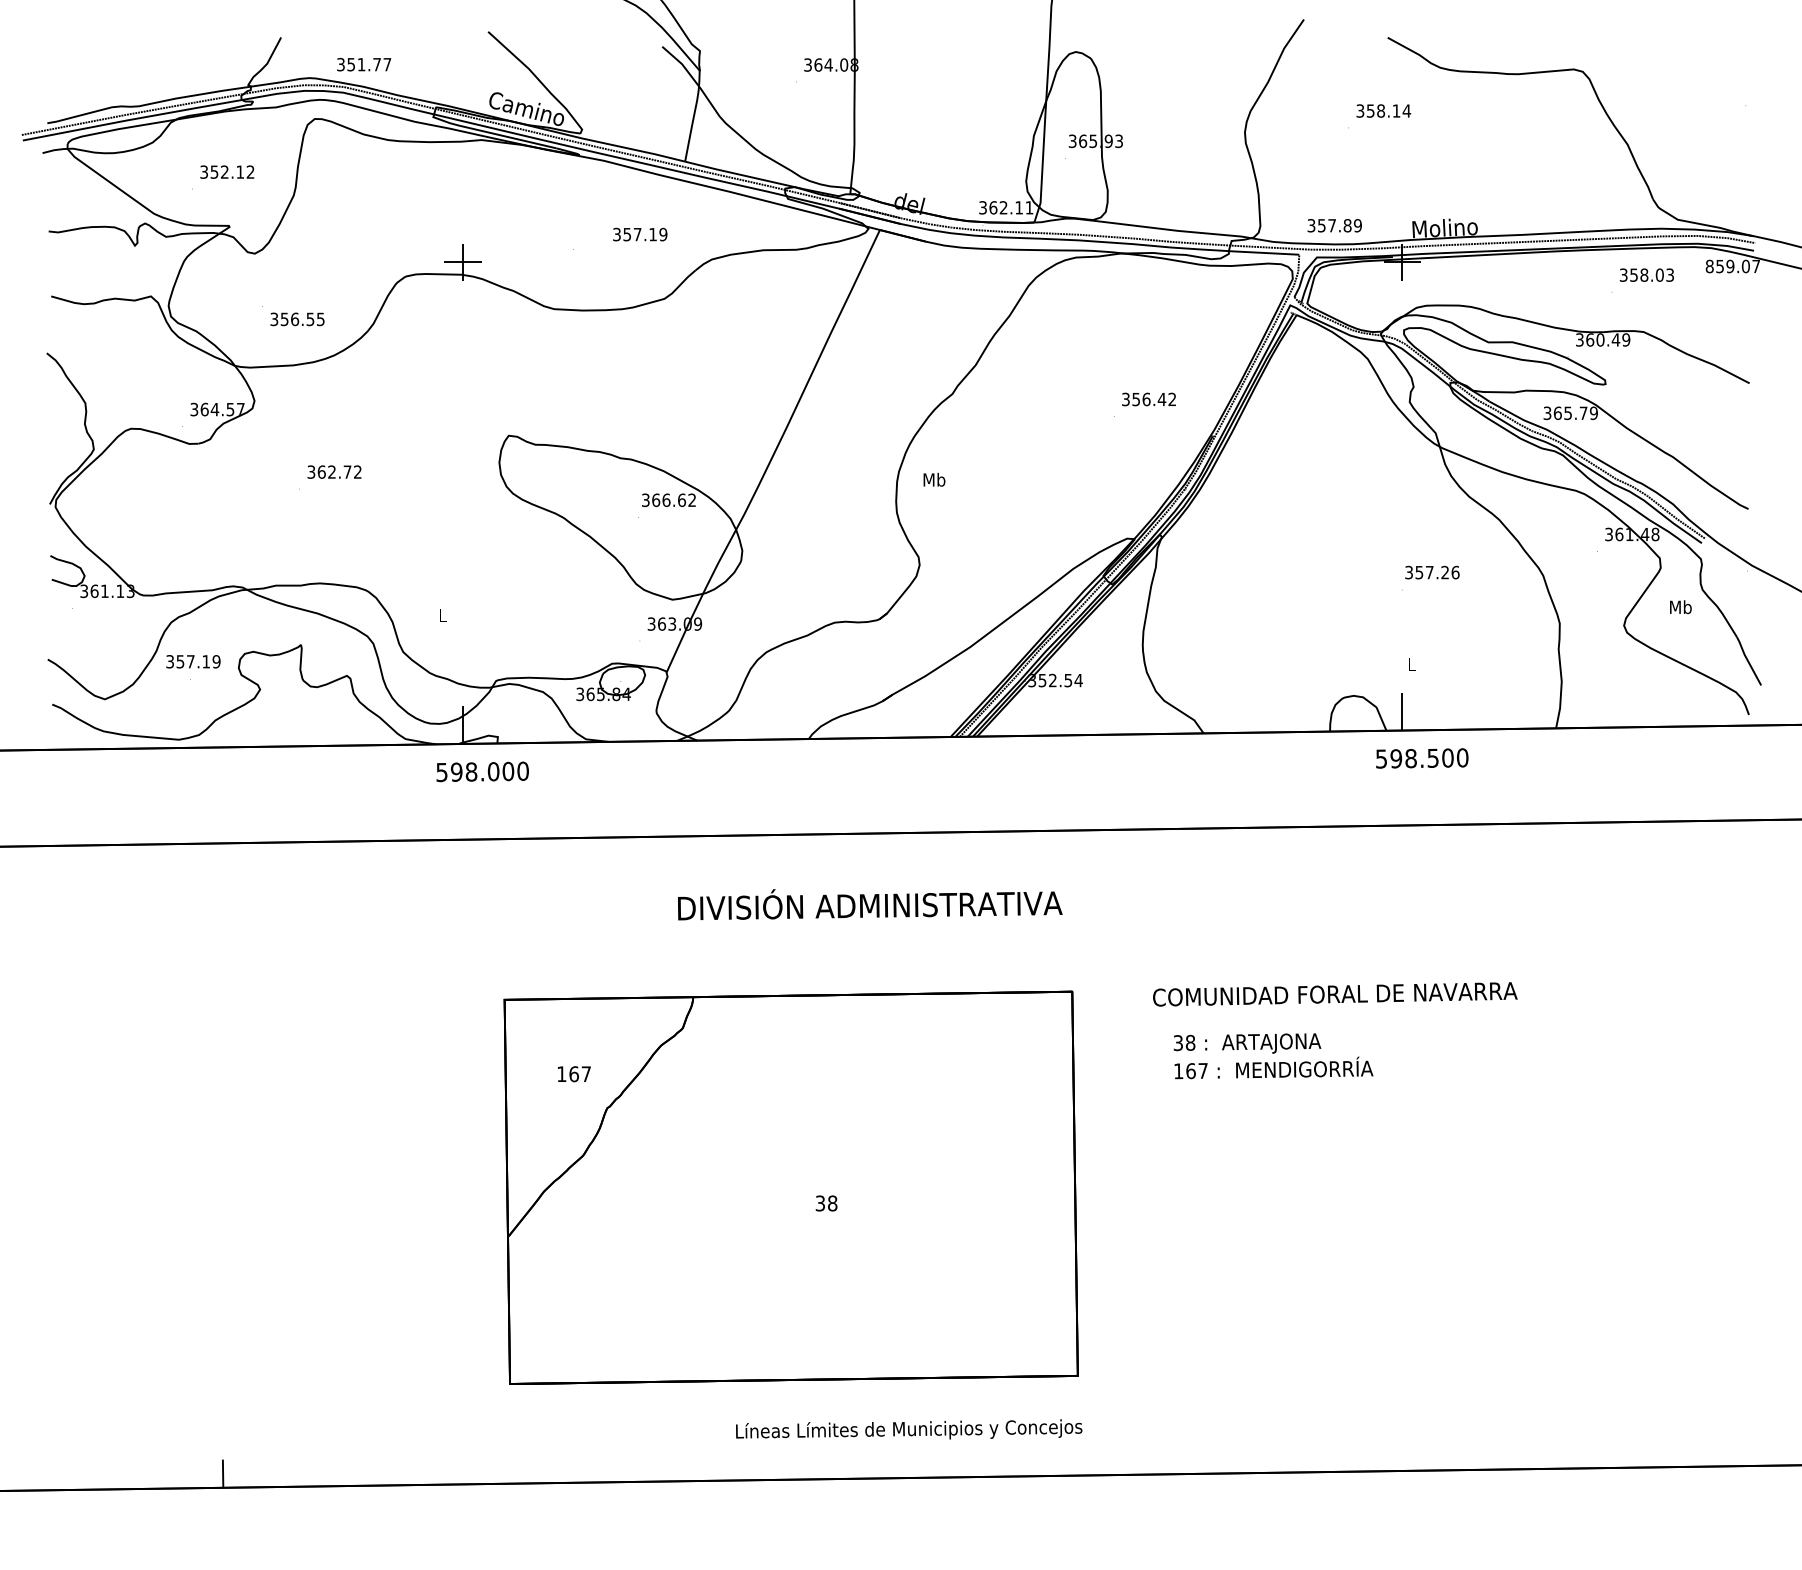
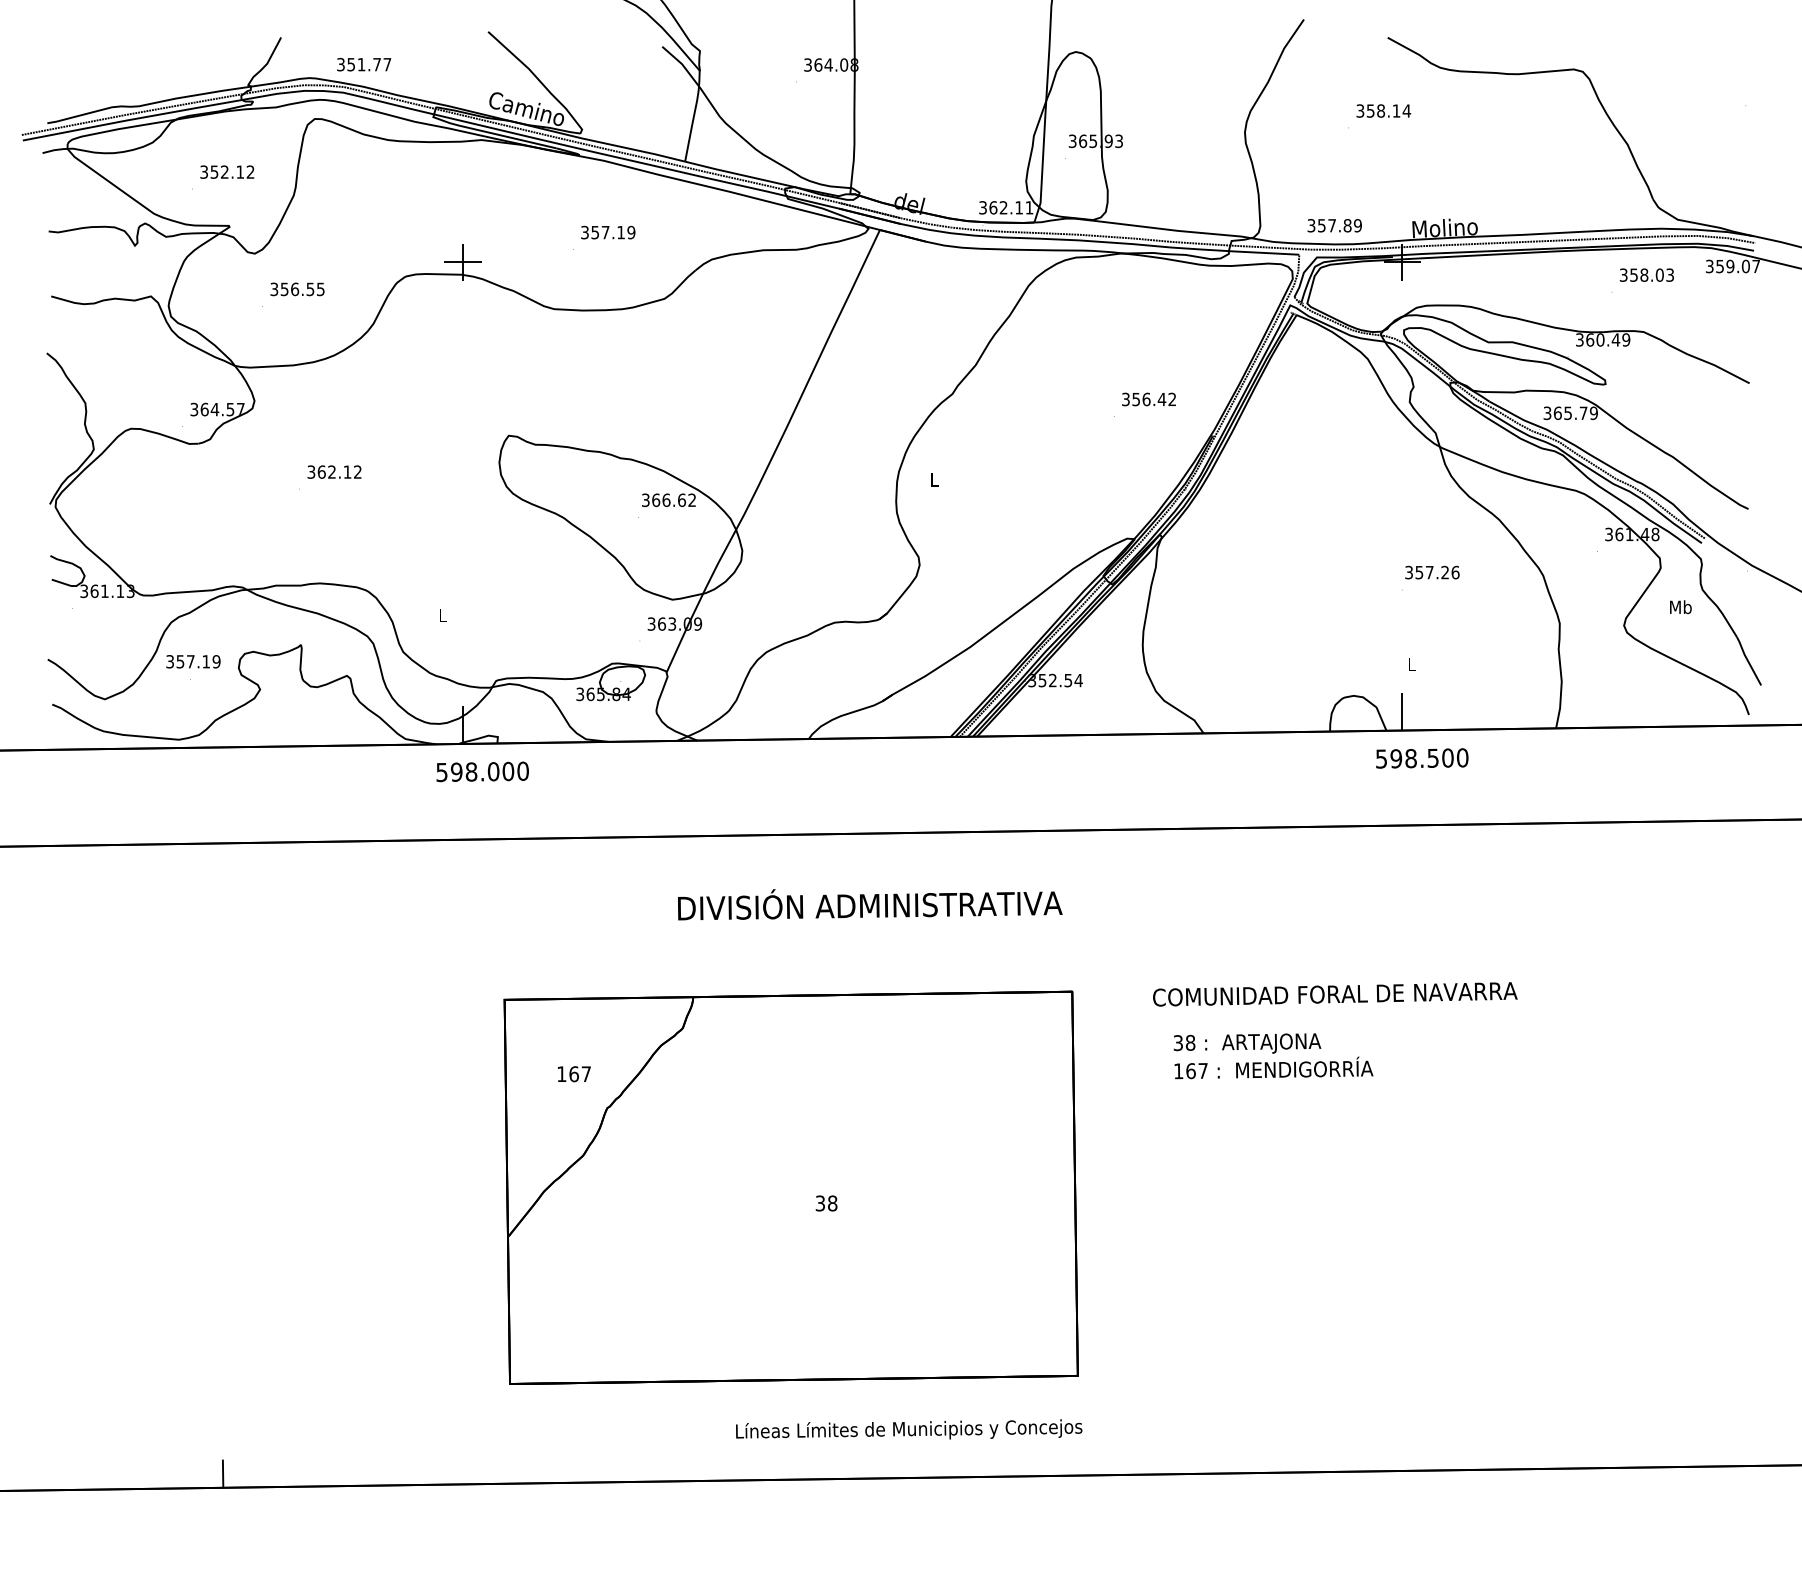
text position: (640, 234) -> (608, 232) (608, 232)
text: 859.07 -> 359.07 (1709, 266)
text position: (297, 319) -> (297, 289) (297, 289)
text: 362.72 -> 362.12 (347, 471)
text: Mb -> L (934, 479)
